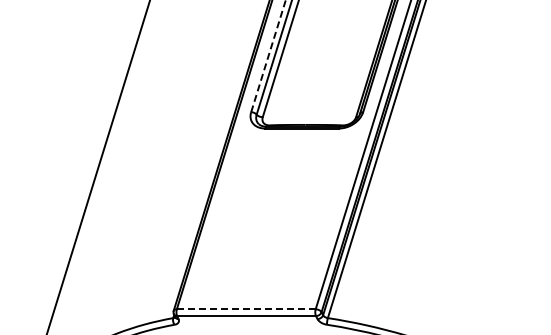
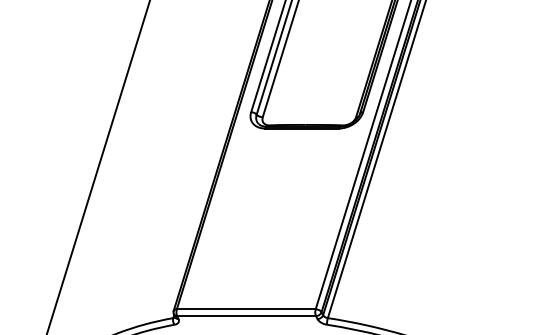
line: dashed -> solid (268, 56)
line: dashed -> solid (245, 309)
